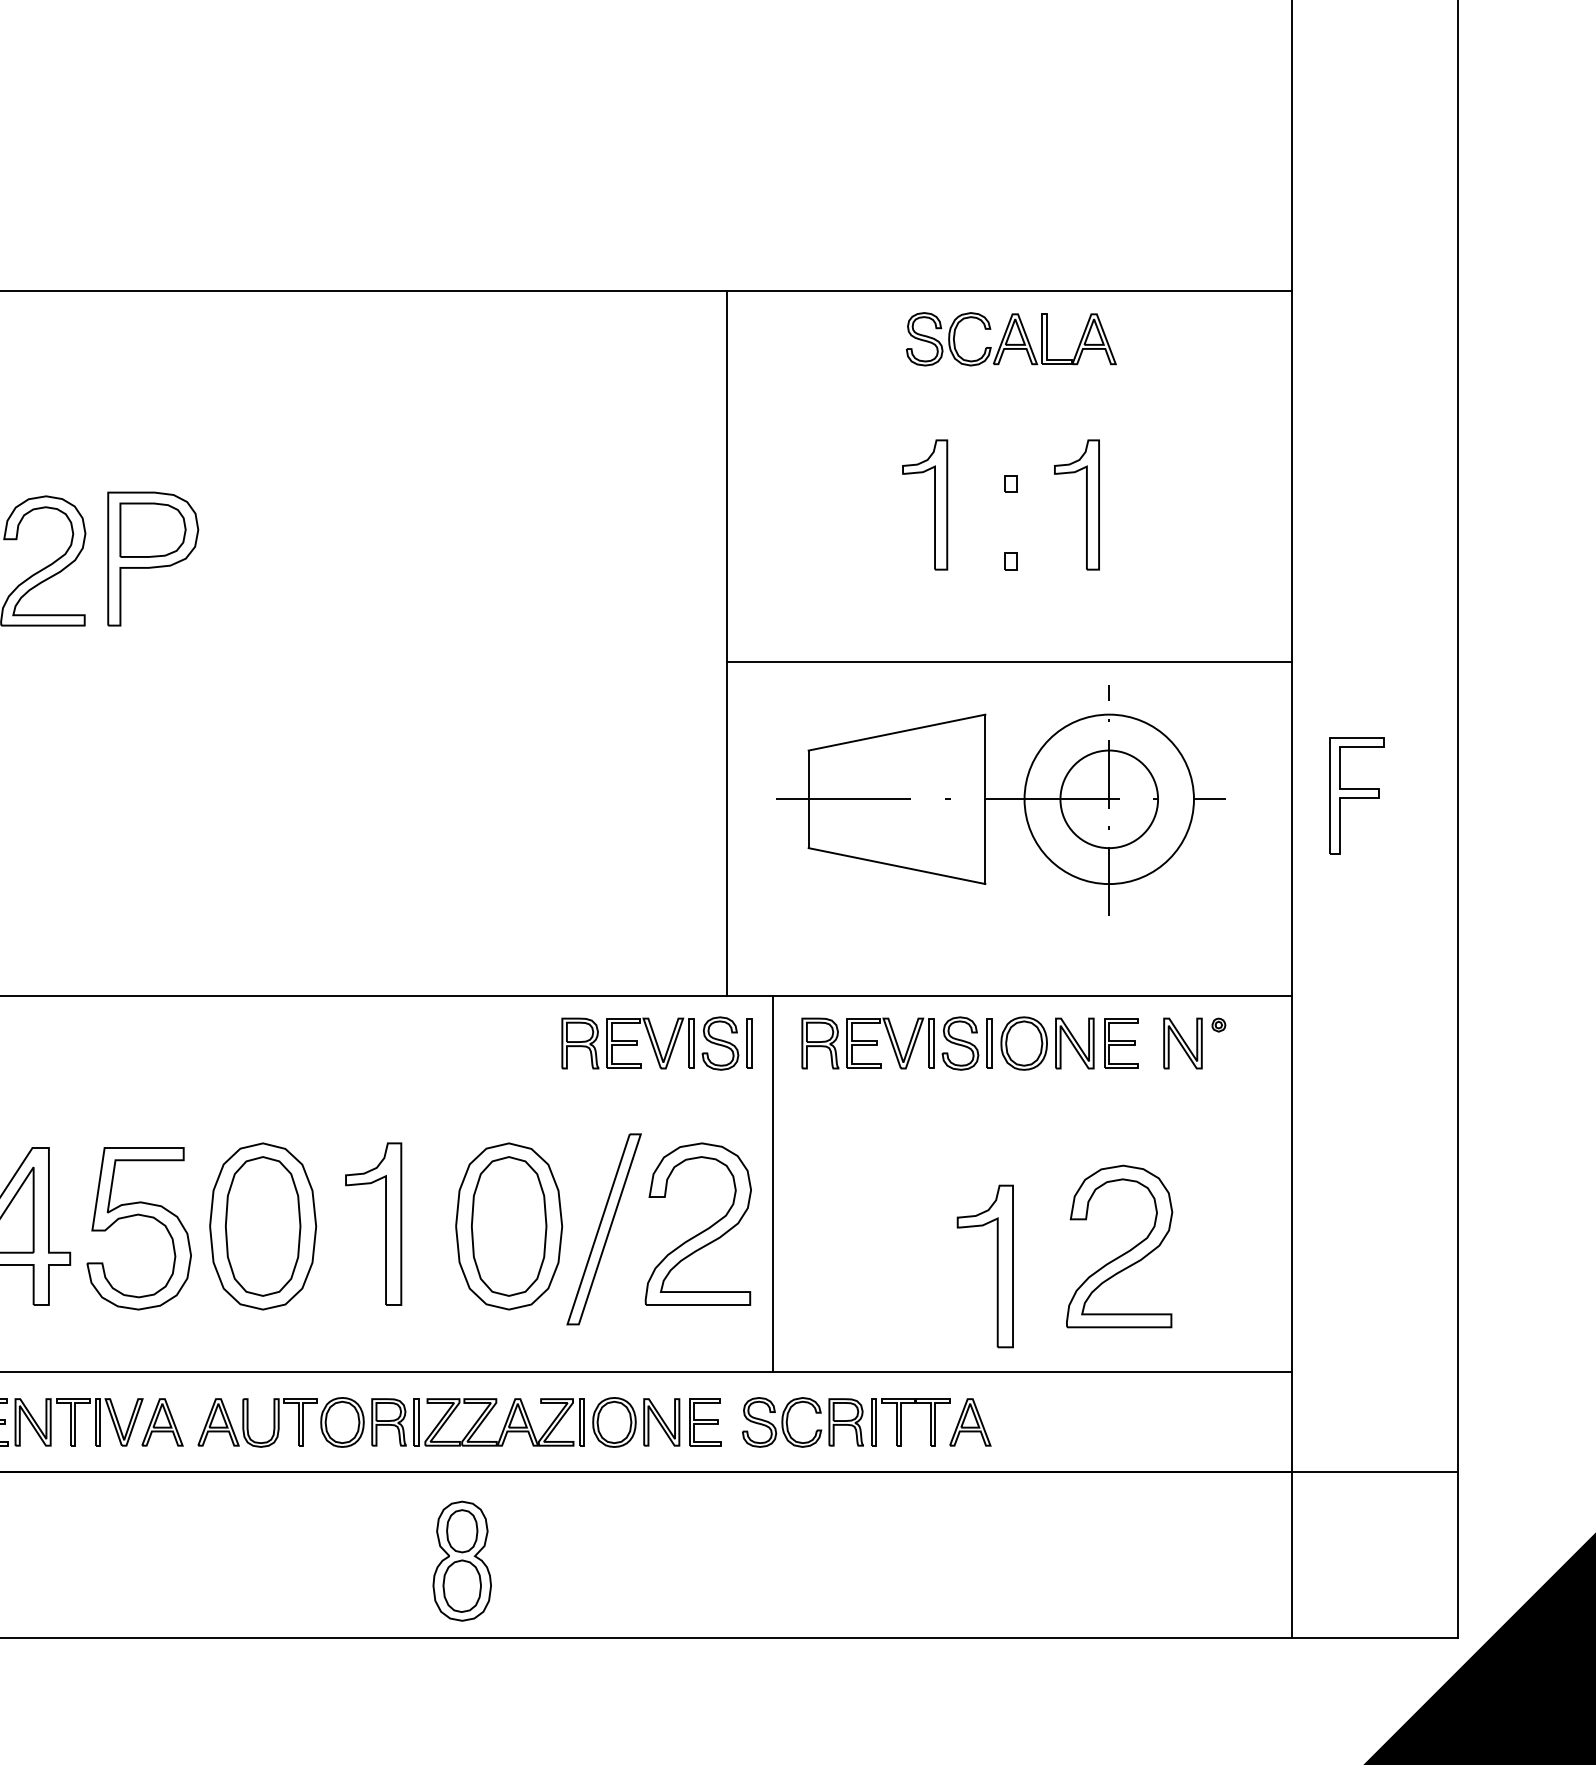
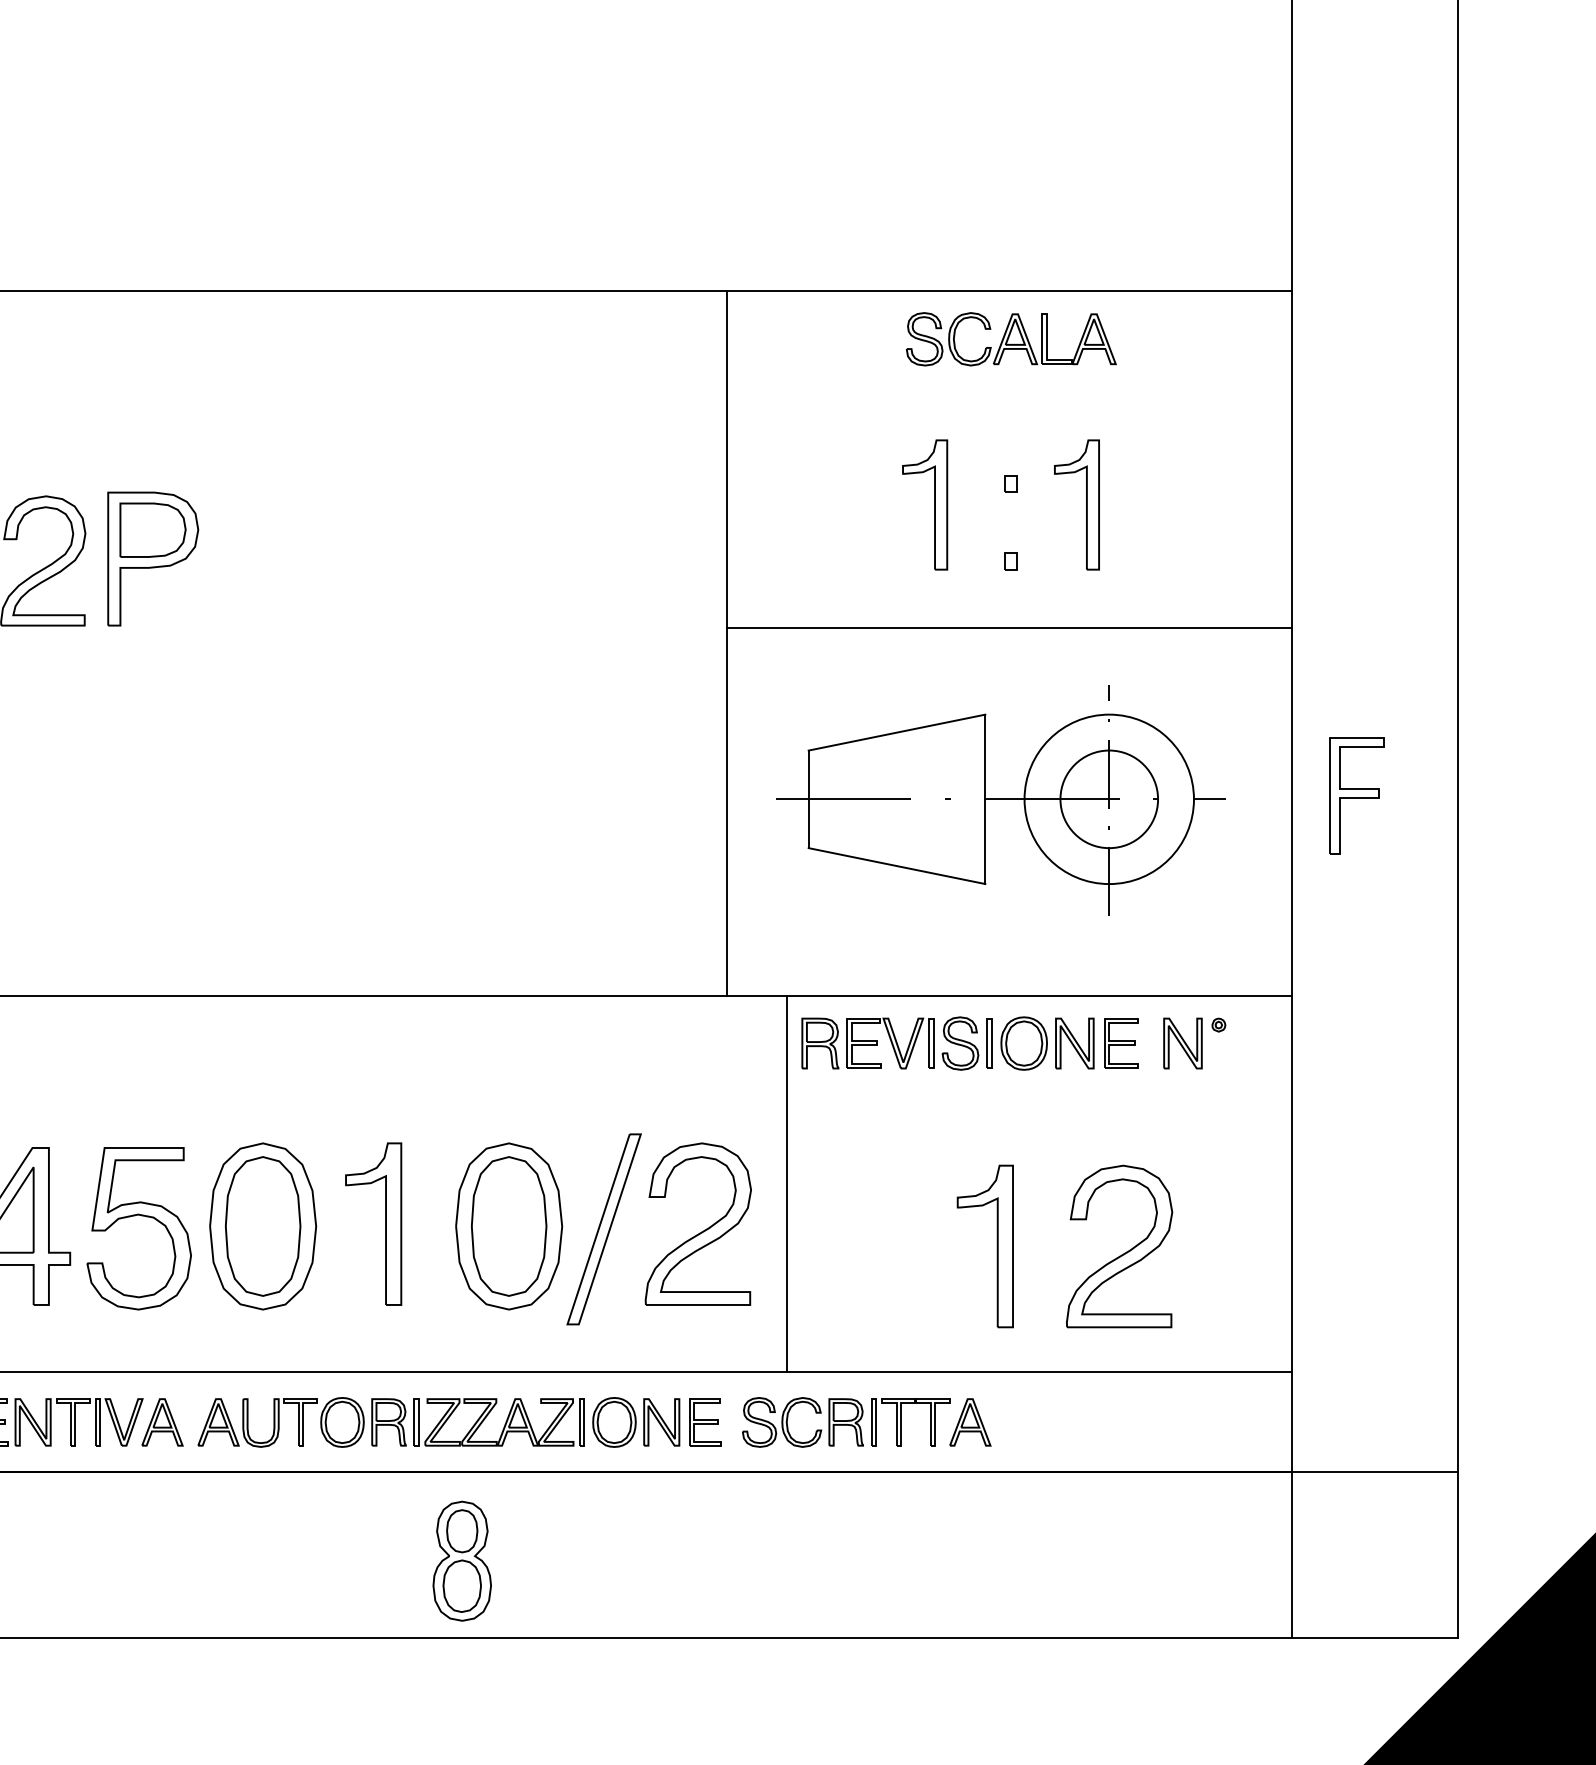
line position: (1009, 661) -> (1009, 627) (1009, 627)
part: present -> none (656, 1043)
line position: (772, 1183) -> (786, 1183) (786, 1183)
part position: (996, 1266) -> (996, 1246) (996, 1246)
